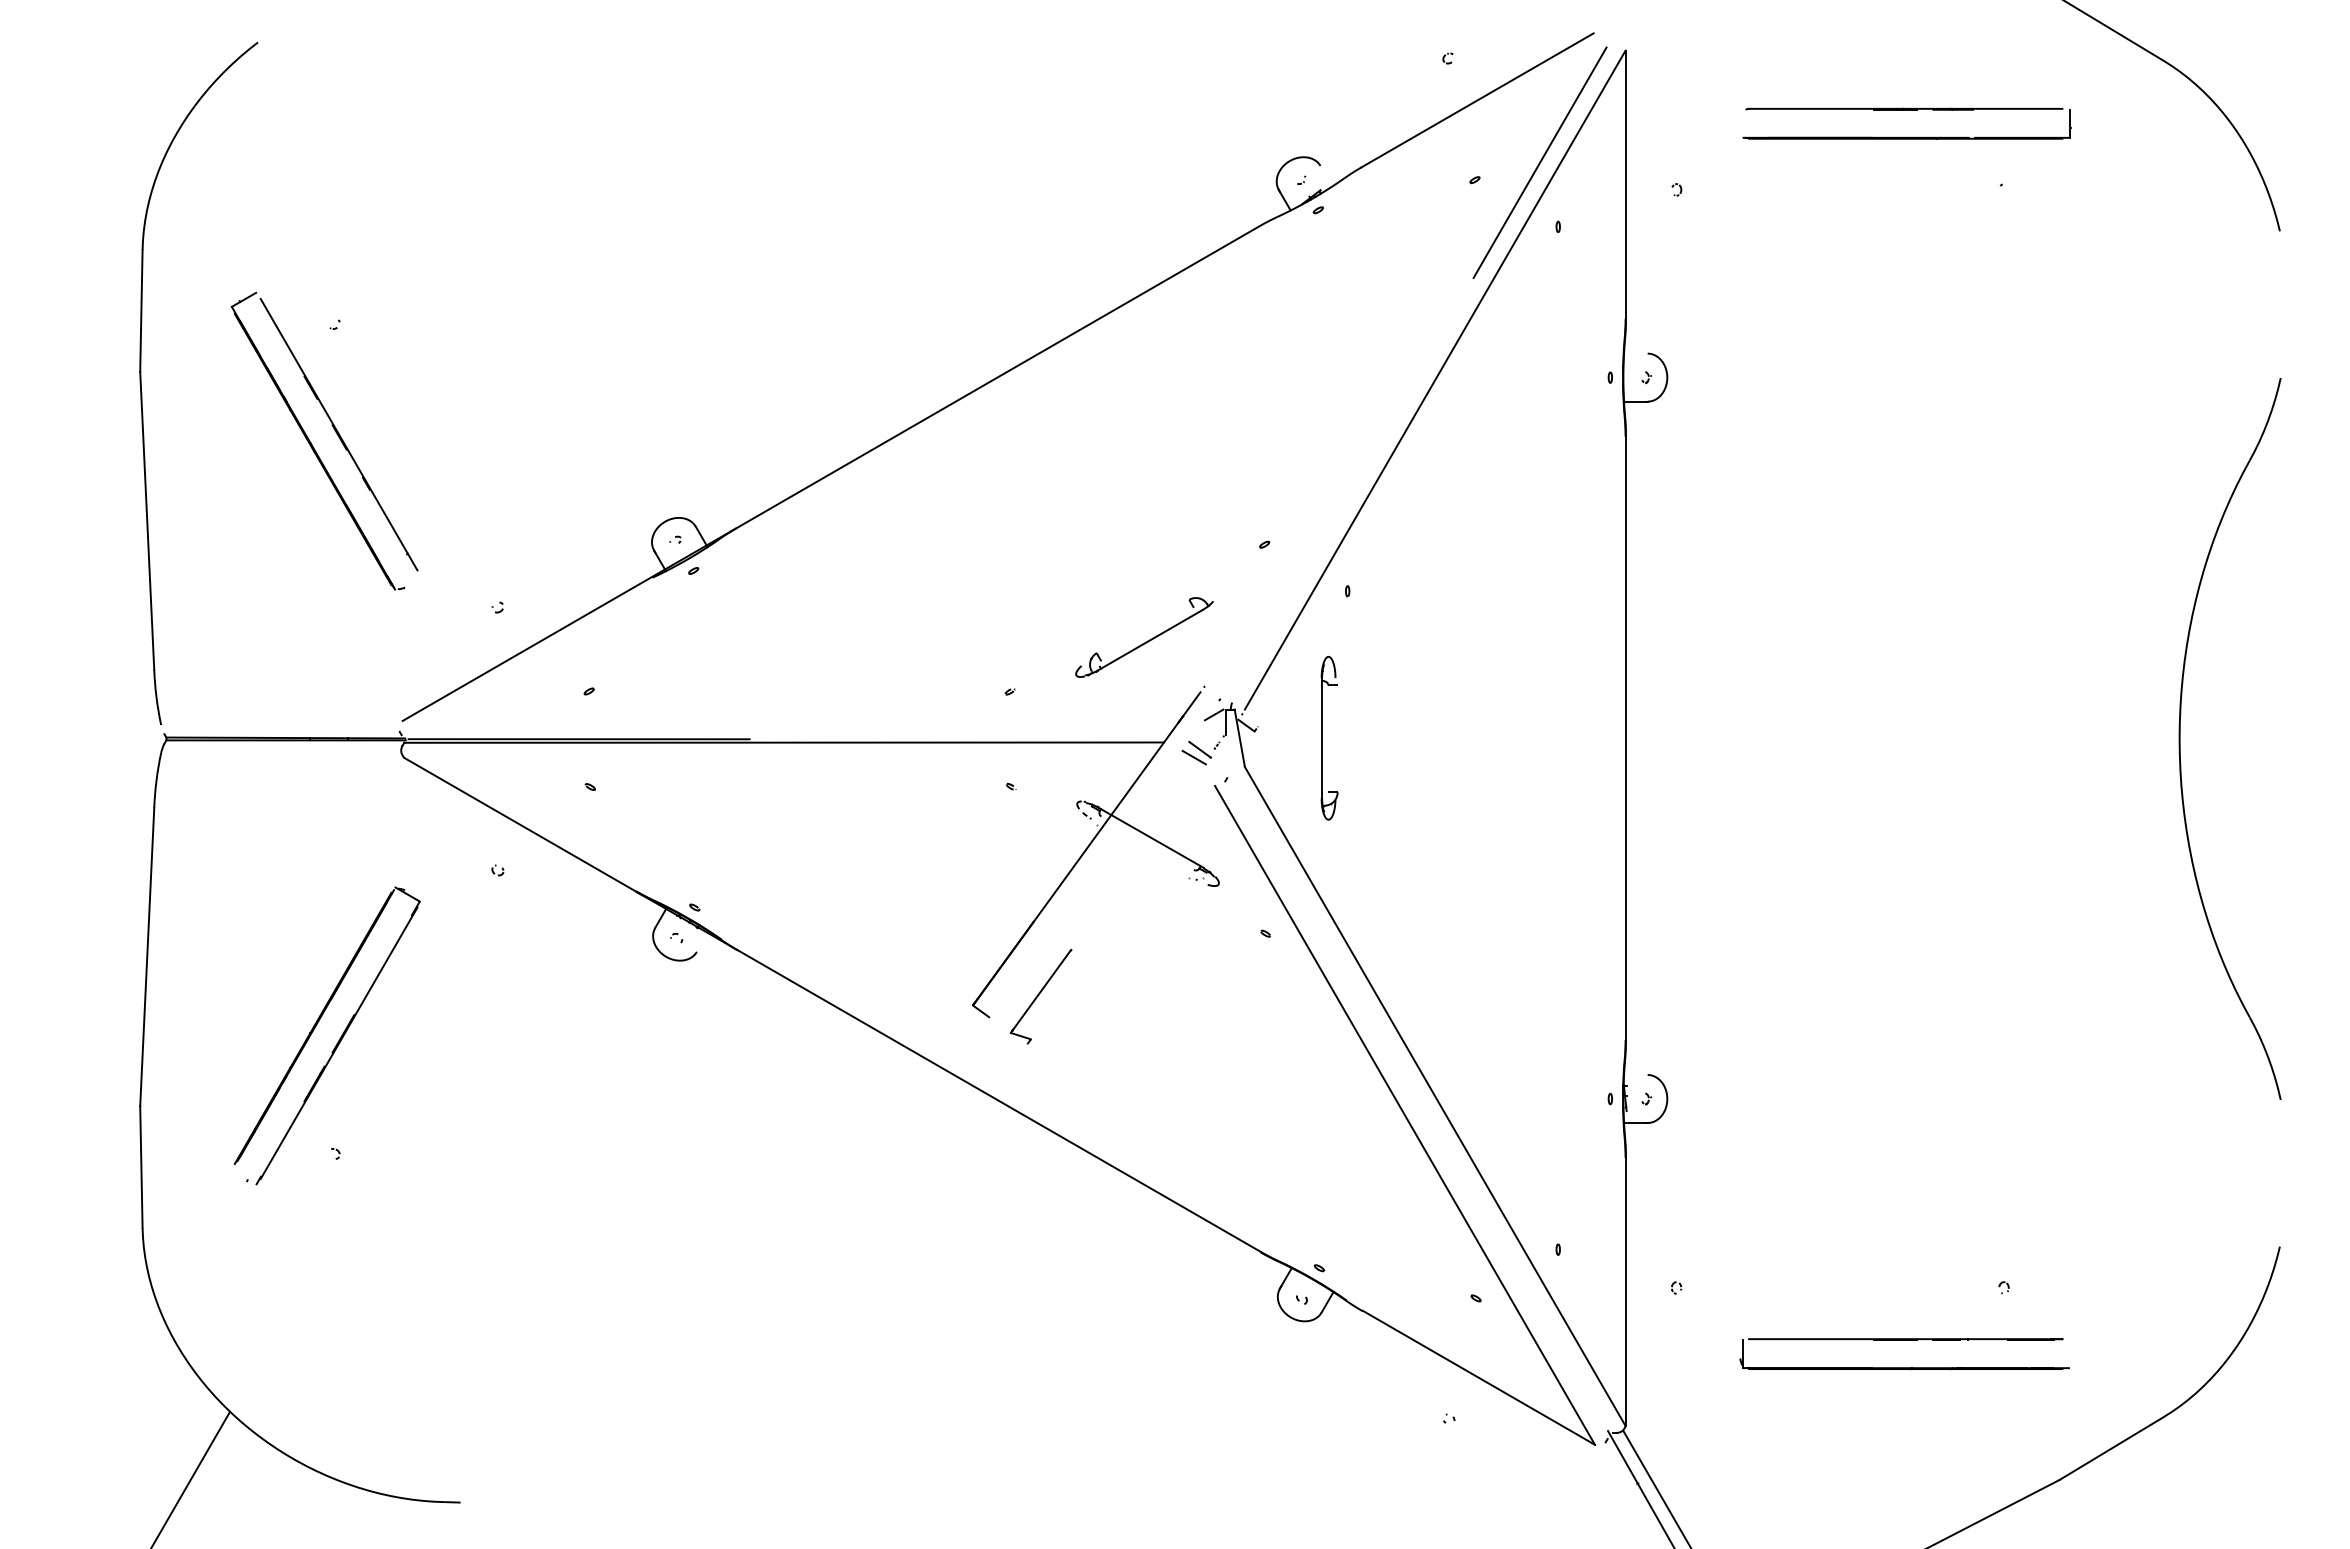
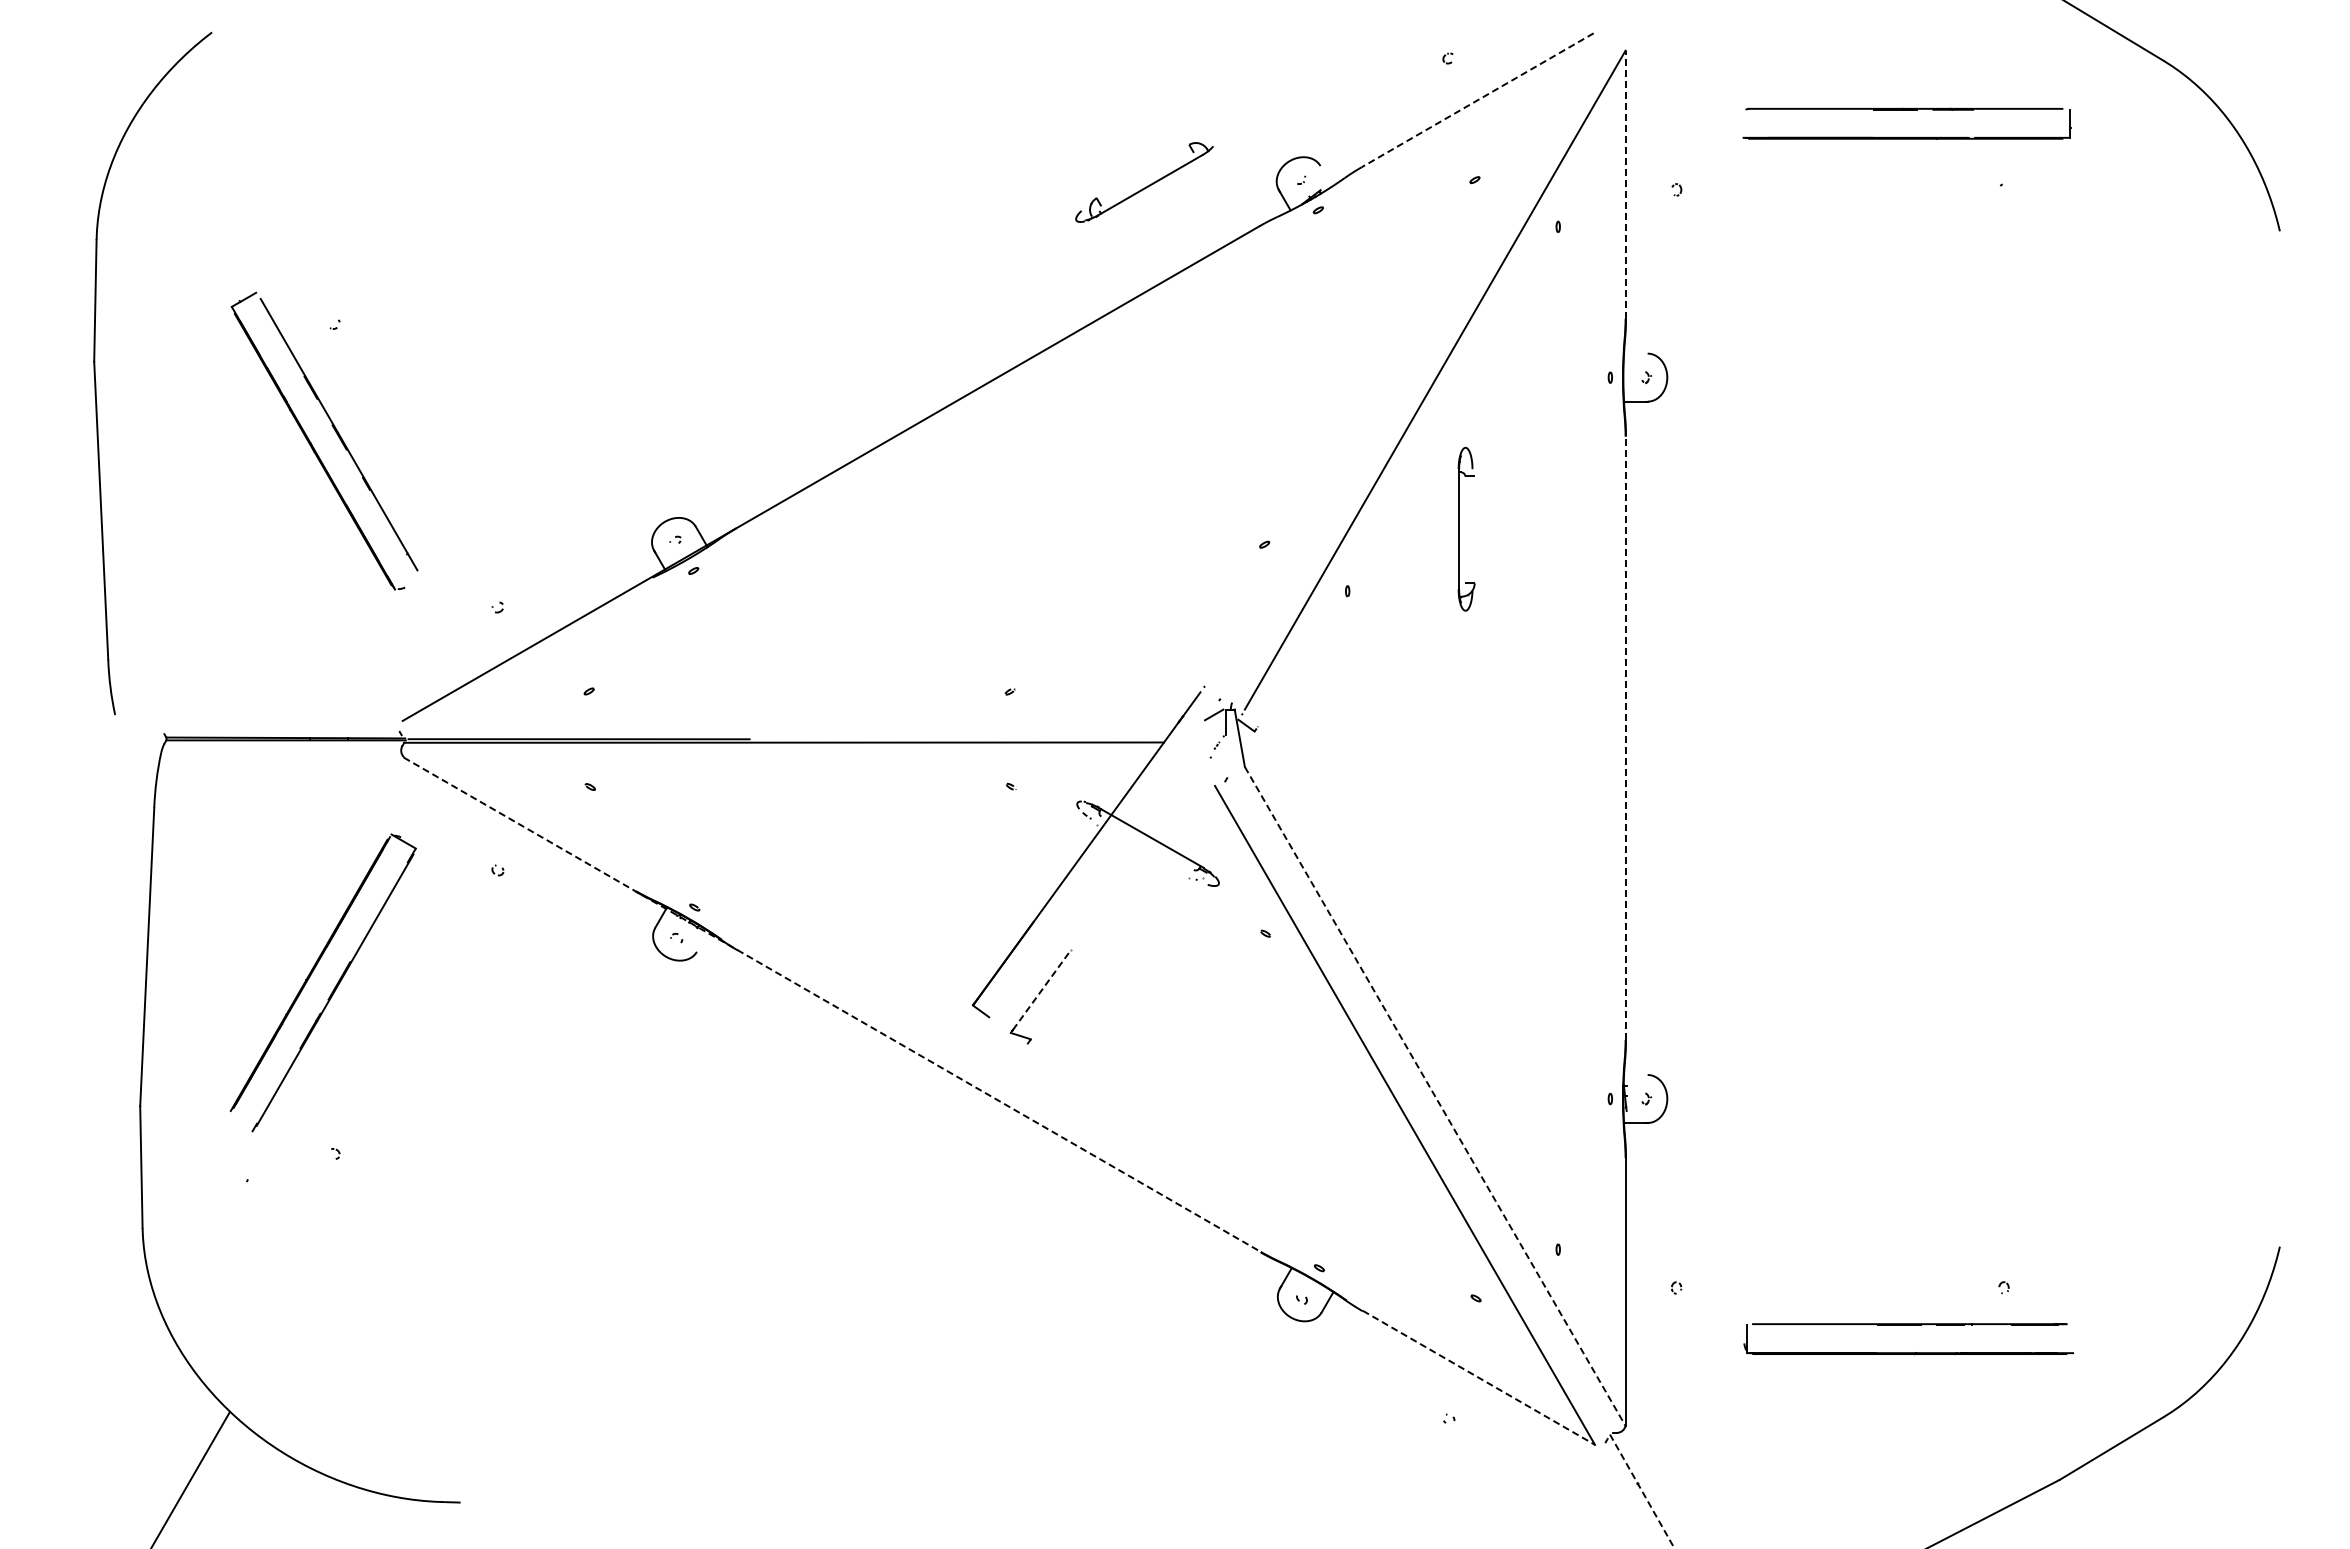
line: solid -> dashed (1477, 100)
line: present -> none (1539, 162)
line: solid -> dashed (1625, 184)
part position: (142, 392) -> (96, 382) (96, 382)
part position: (1144, 637) -> (1144, 182) (1144, 182)
part position: (1322, 738) -> (1459, 529) (1459, 529)
line: solid -> dashed (1625, 738)
part: present -> none (2180, 738)
line: present -> none (1199, 749)
line: present -> none (1193, 757)
line: solid -> dashed (1042, 989)
line: solid -> dashed (832, 1004)
part position: (336, 1043) -> (332, 990) (332, 990)
line: solid -> dashed (1435, 1096)
part position: (1904, 1367) -> (1908, 1352) (1908, 1352)
line: solid -> dashed (1479, 1378)
line: present -> none (1656, 1488)
line: solid -> dashed (1641, 1489)
